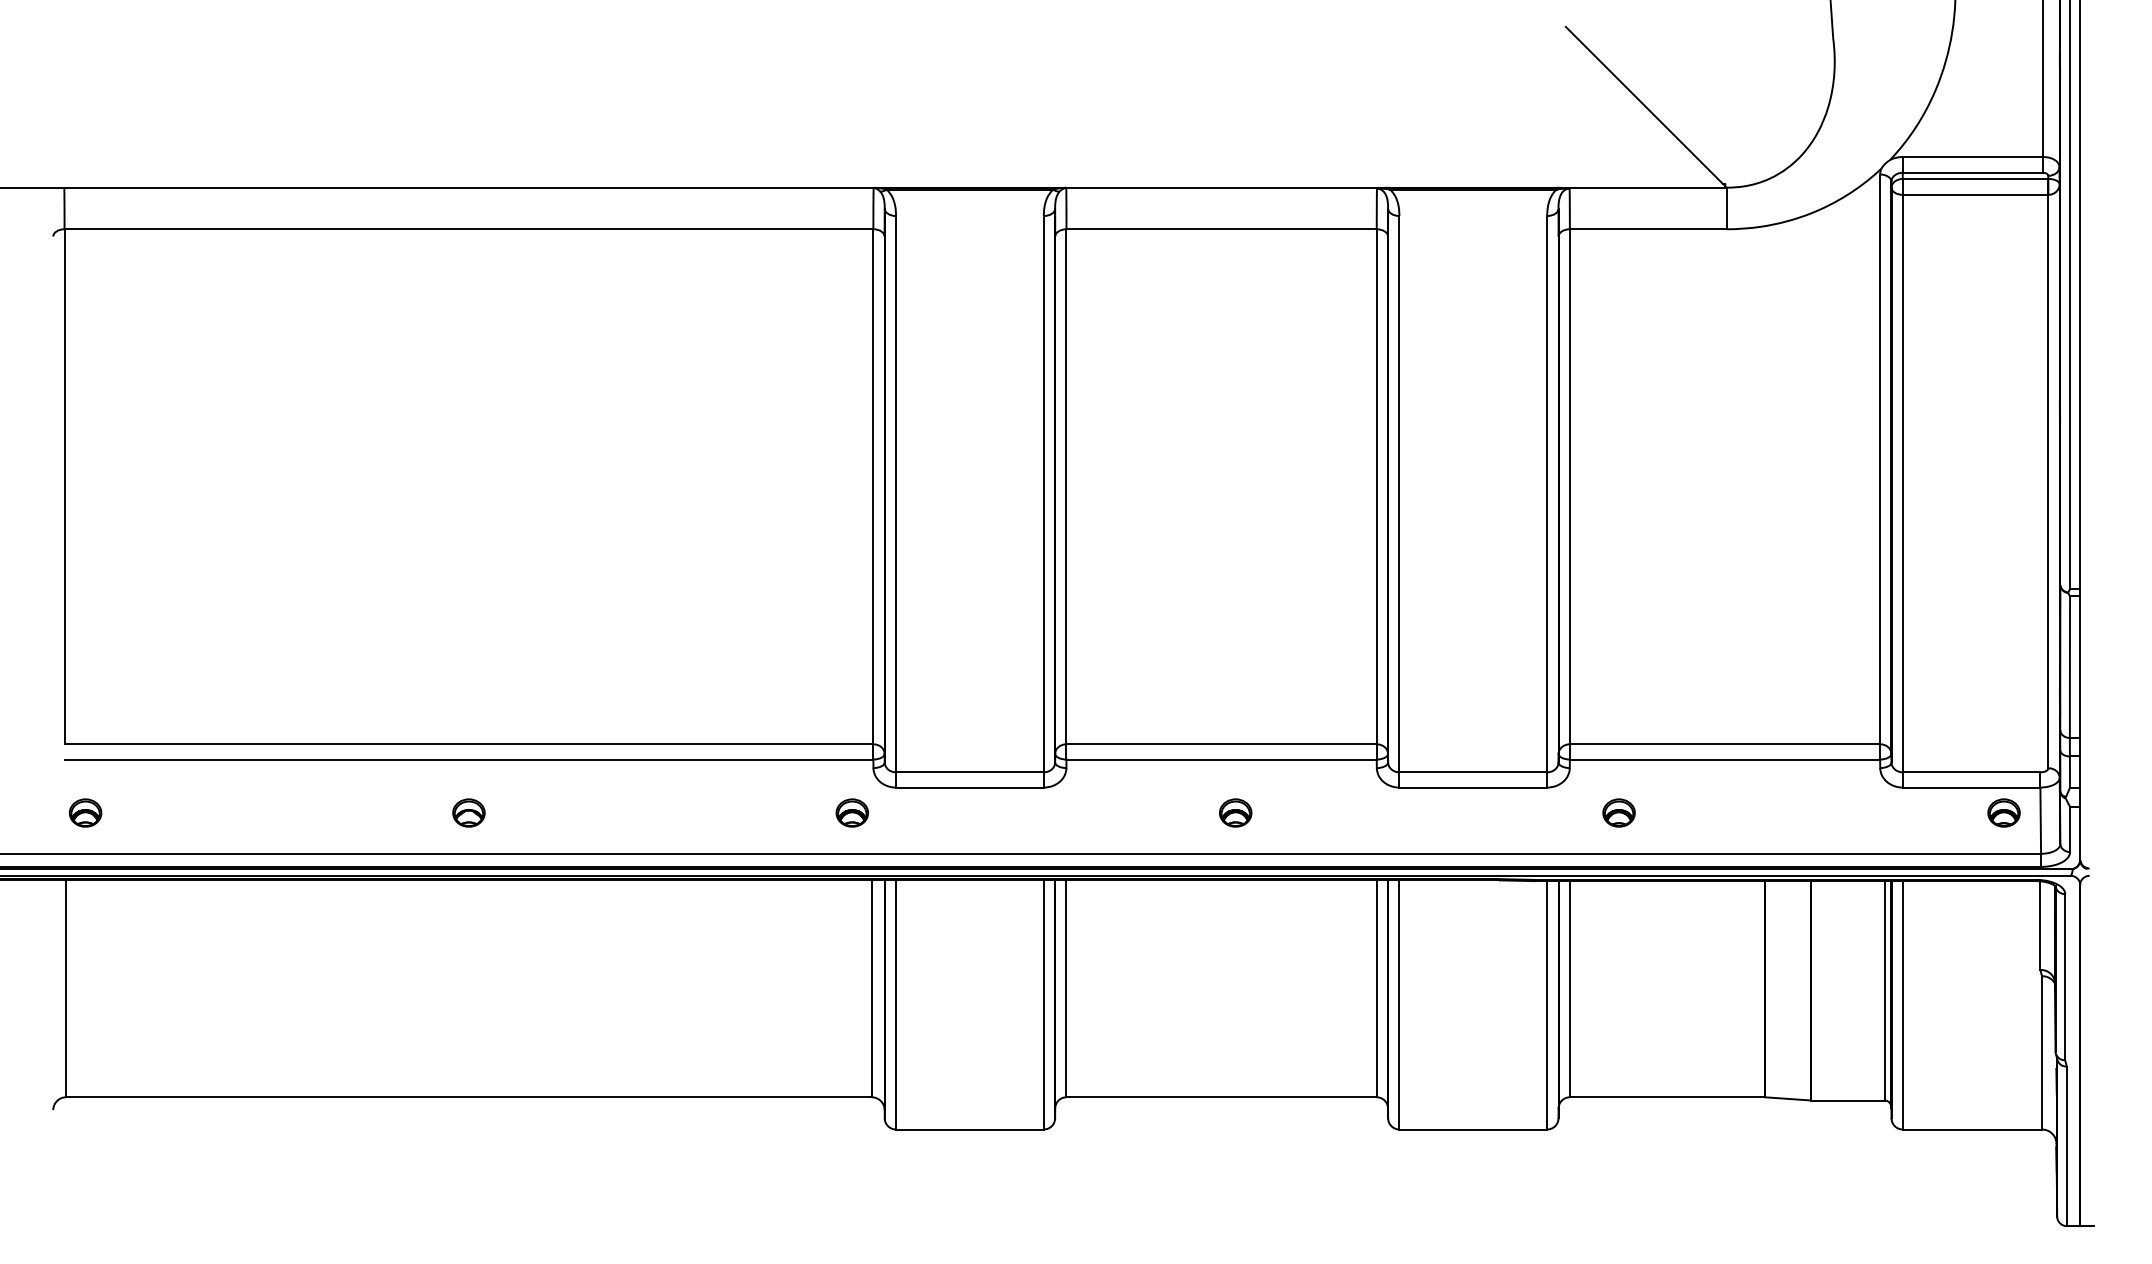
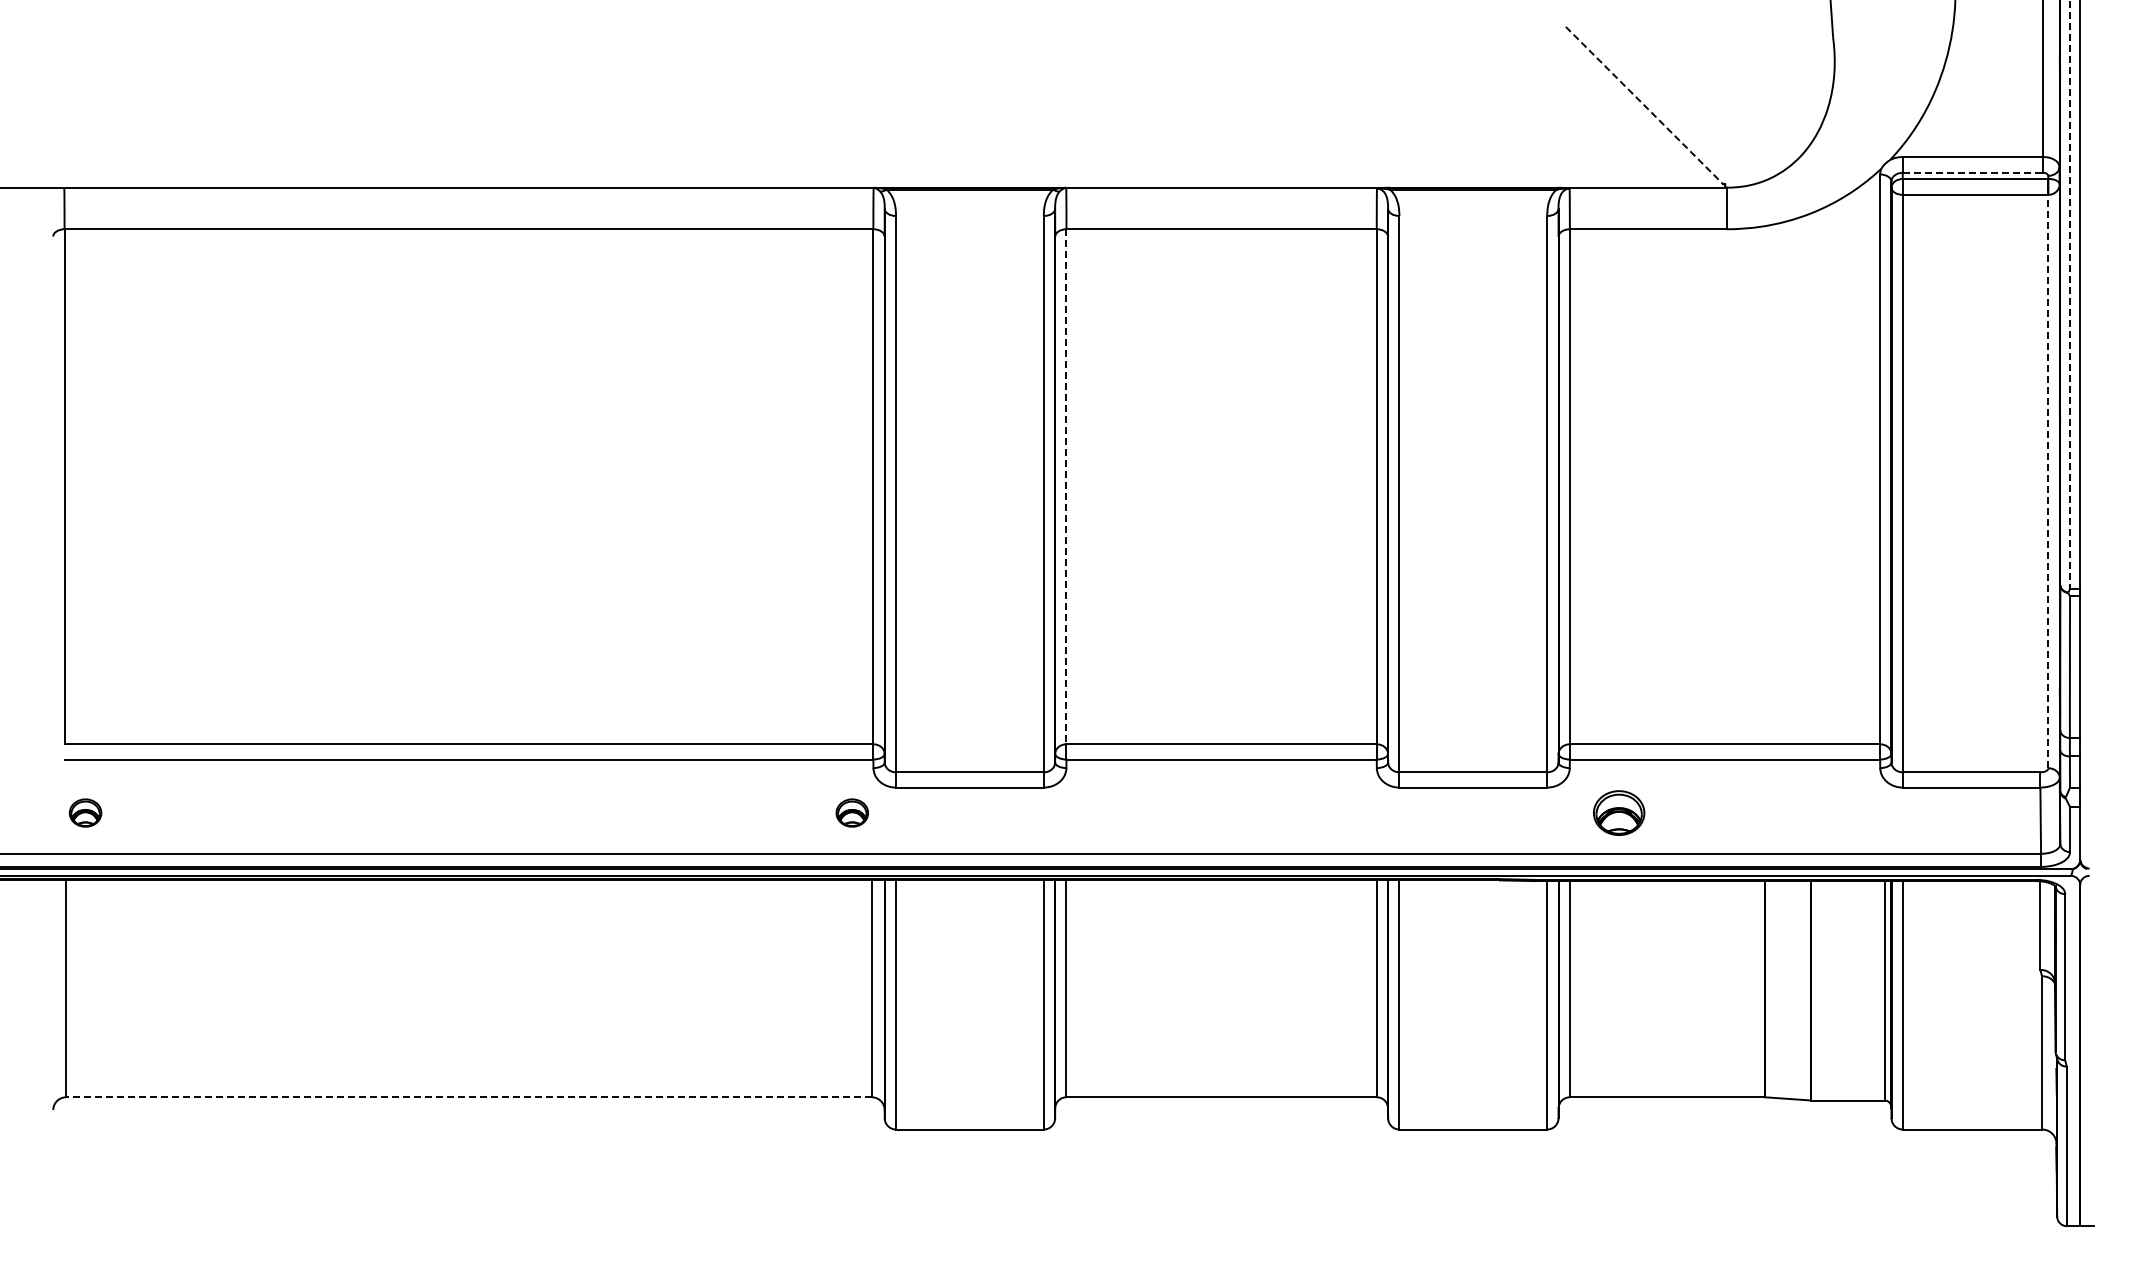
line: solid -> dashed (1644, 105)
line: solid -> dashed (1973, 172)
line: solid -> dashed (2070, 295)
line: solid -> dashed (2048, 481)
line: solid -> dashed (1066, 486)
part: present -> none (468, 812)
part: present -> none (1235, 812)
part size: 34x30 px -> 53x46 px (1619, 812)
part: present -> none (2003, 812)
line: solid -> dashed (468, 1097)
